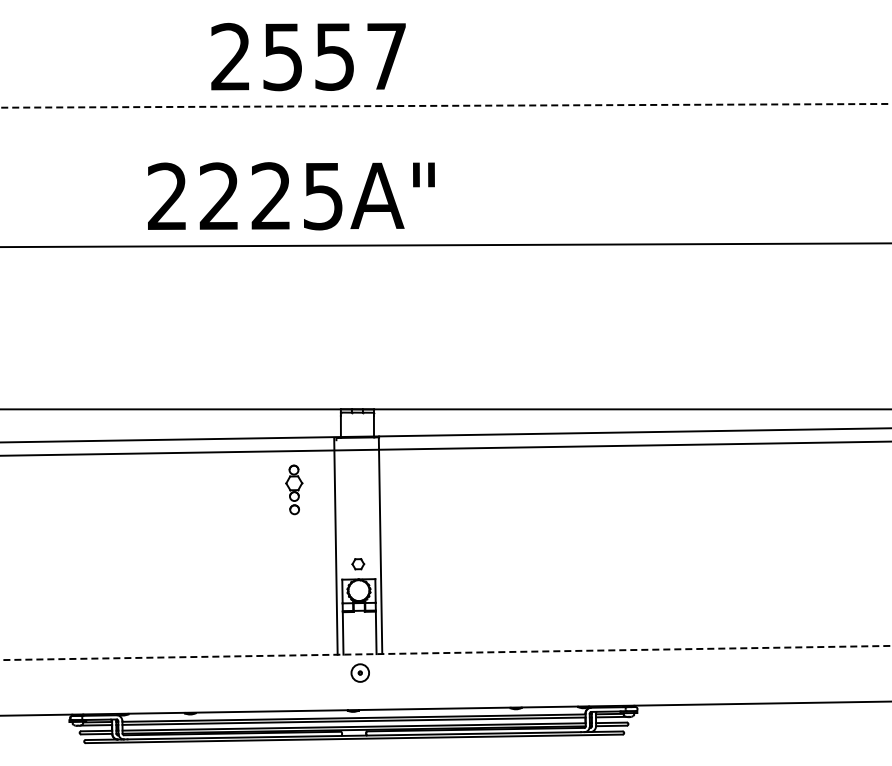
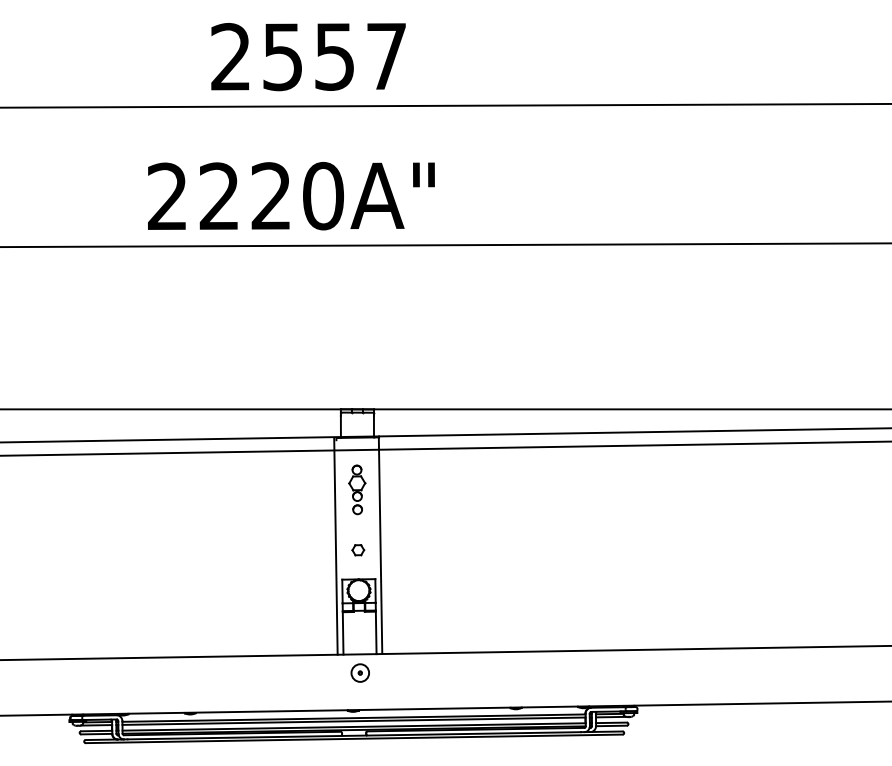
line: dashed -> solid (445, 105)
text: 2225A" -> 2220A" (323, 195)
part position: (294, 489) -> (357, 489) (357, 489)
part position: (358, 564) -> (358, 550) (358, 550)
line: dashed -> solid (445, 653)
